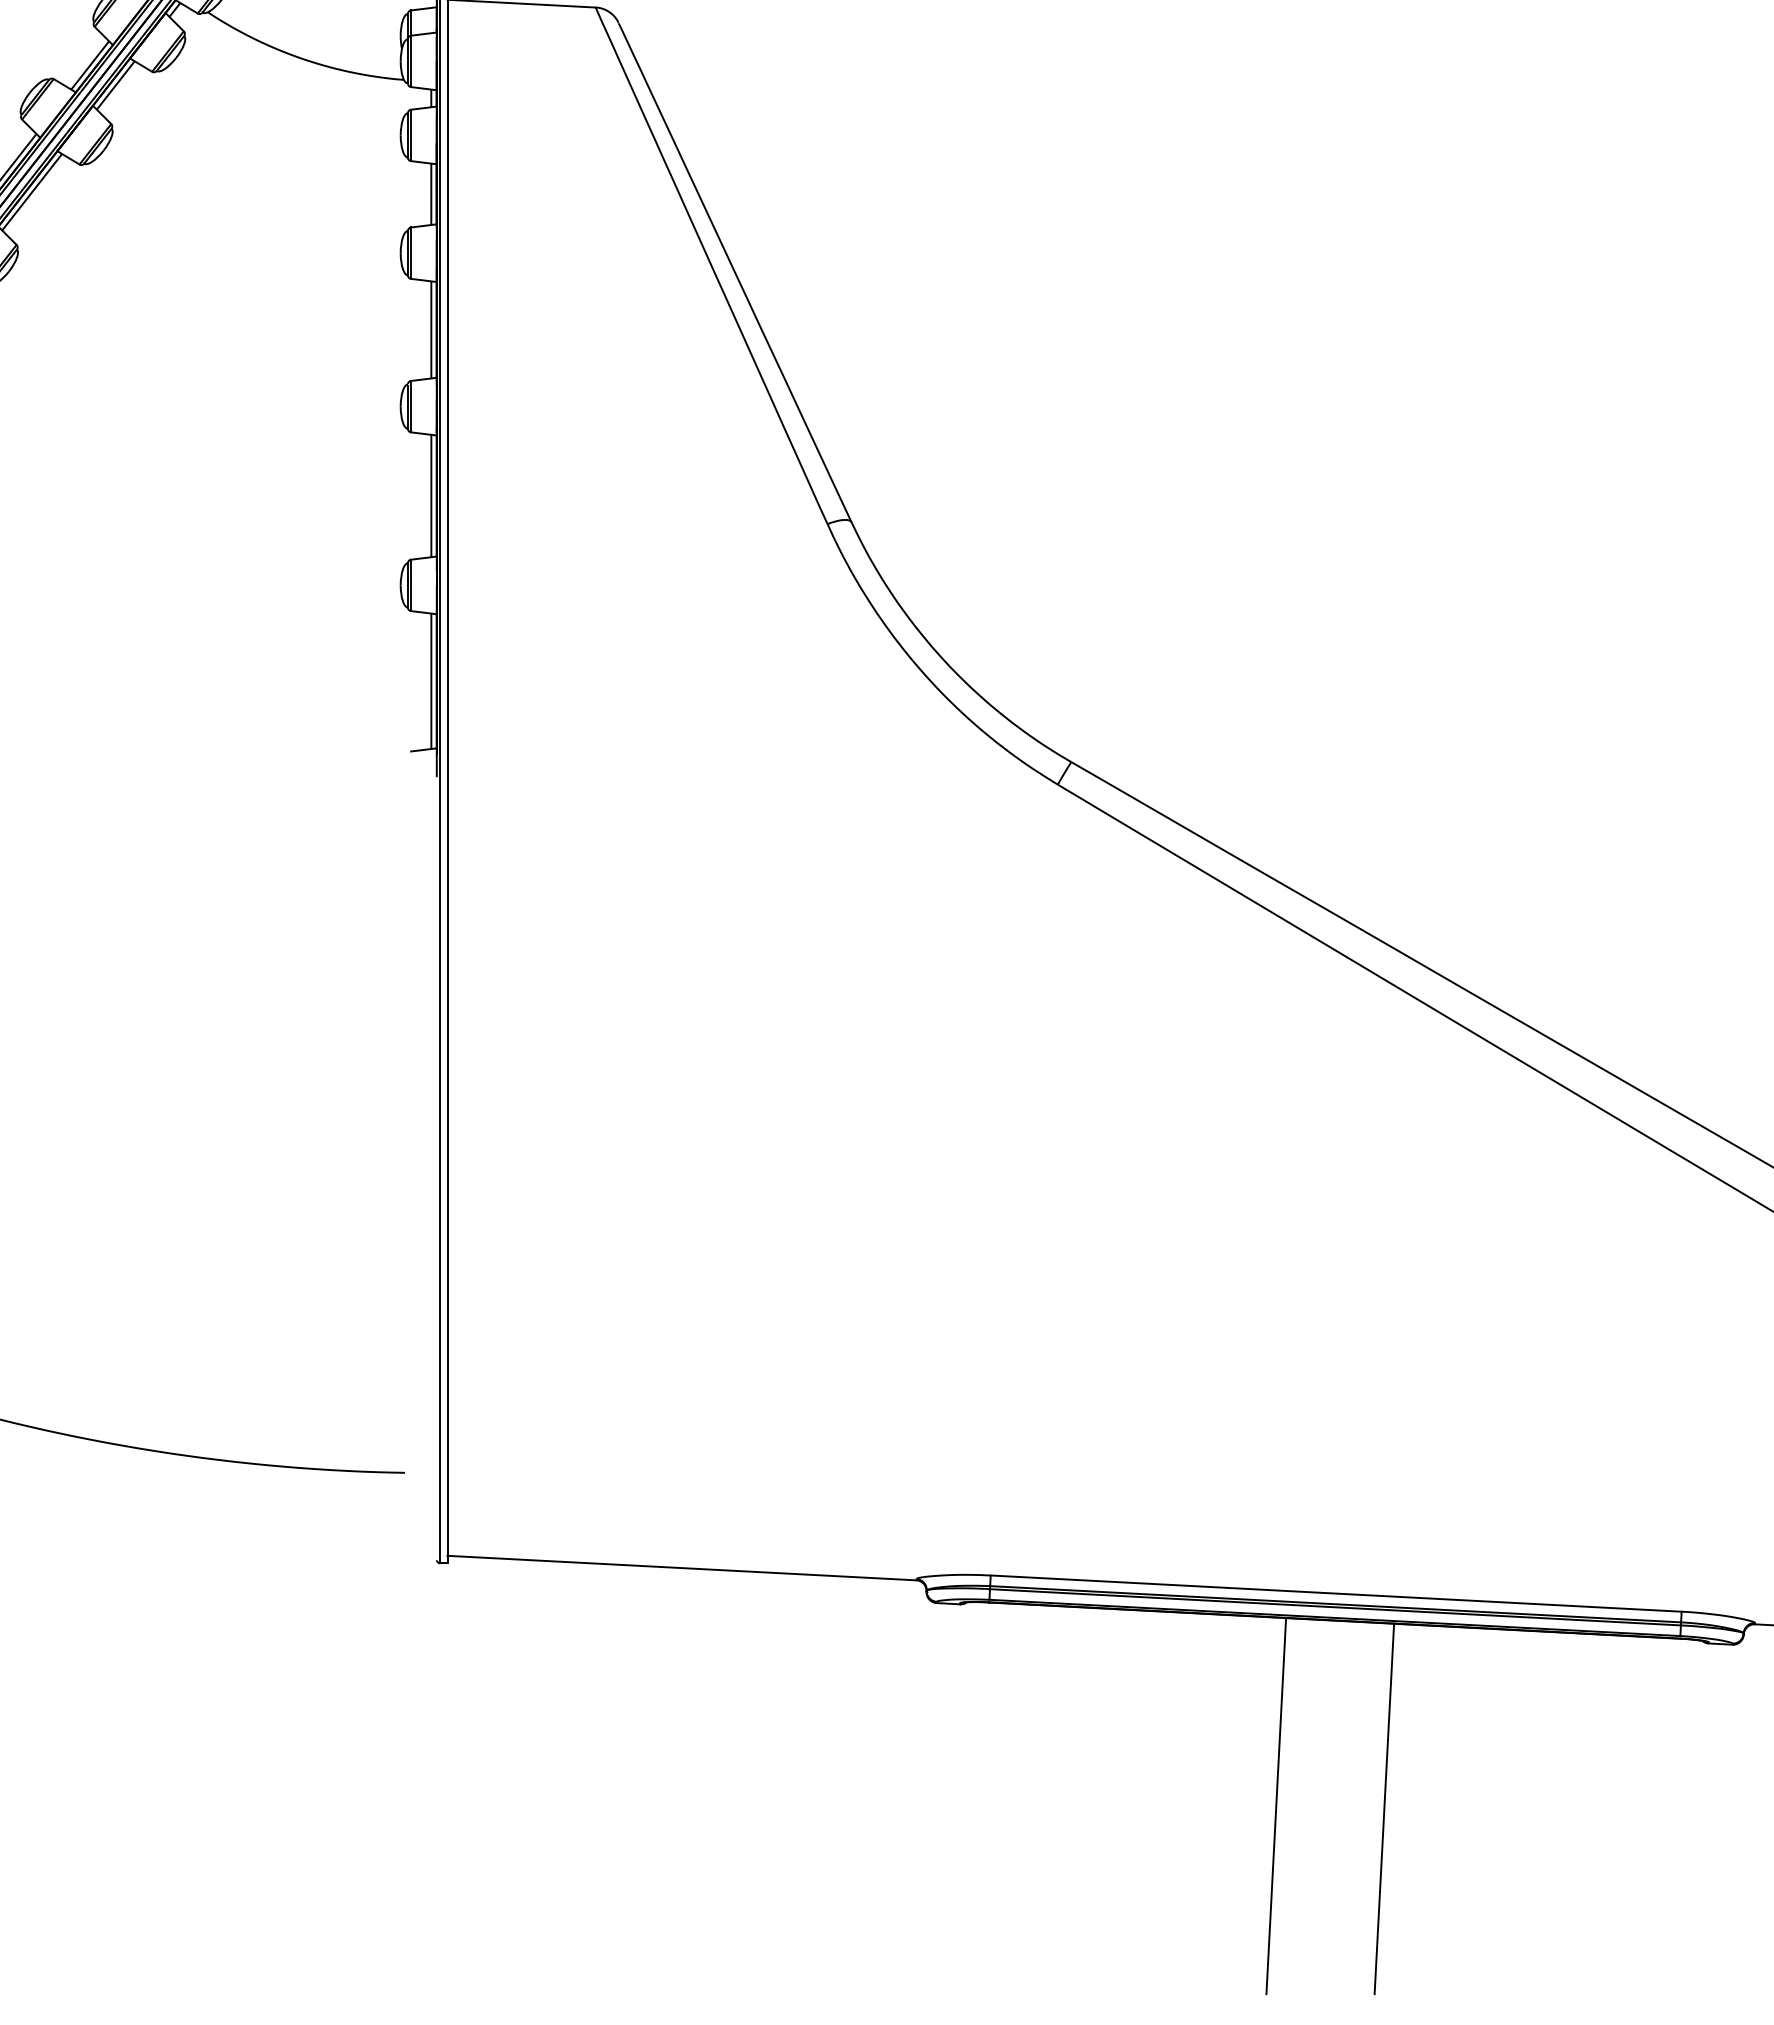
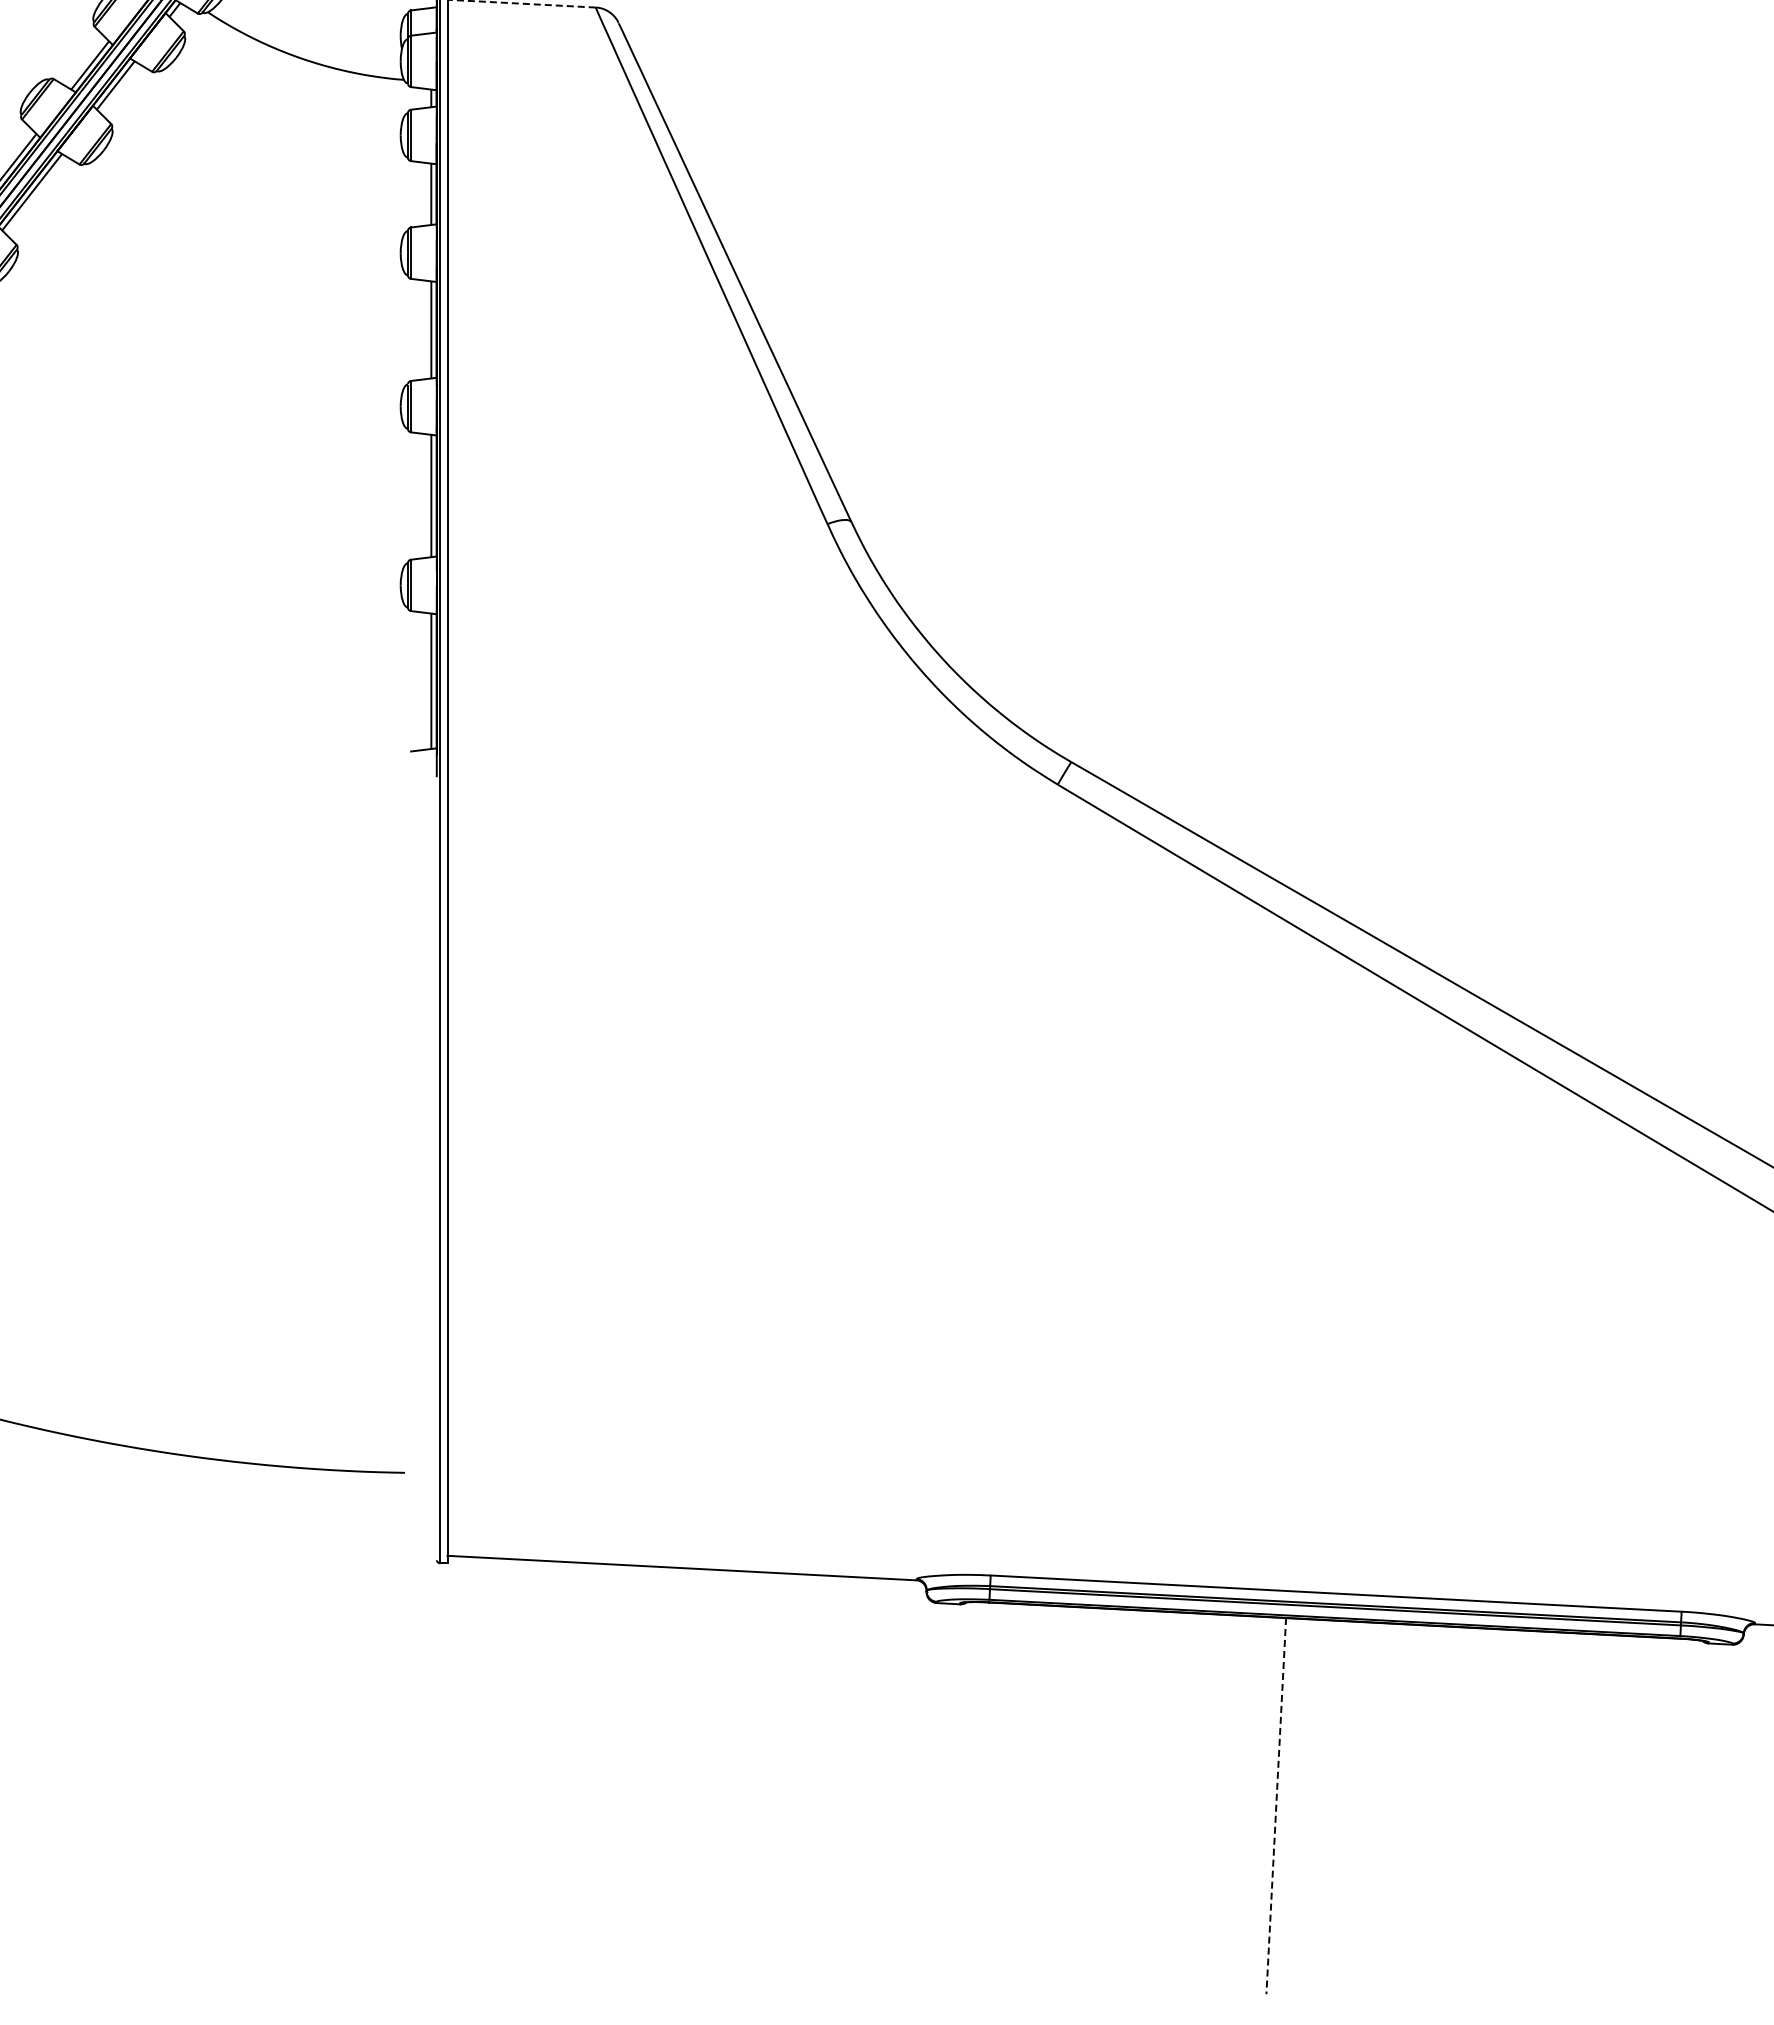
line: solid -> dashed (523, 3)
line: solid -> dashed (1276, 1806)
line: present -> none (1384, 1808)
